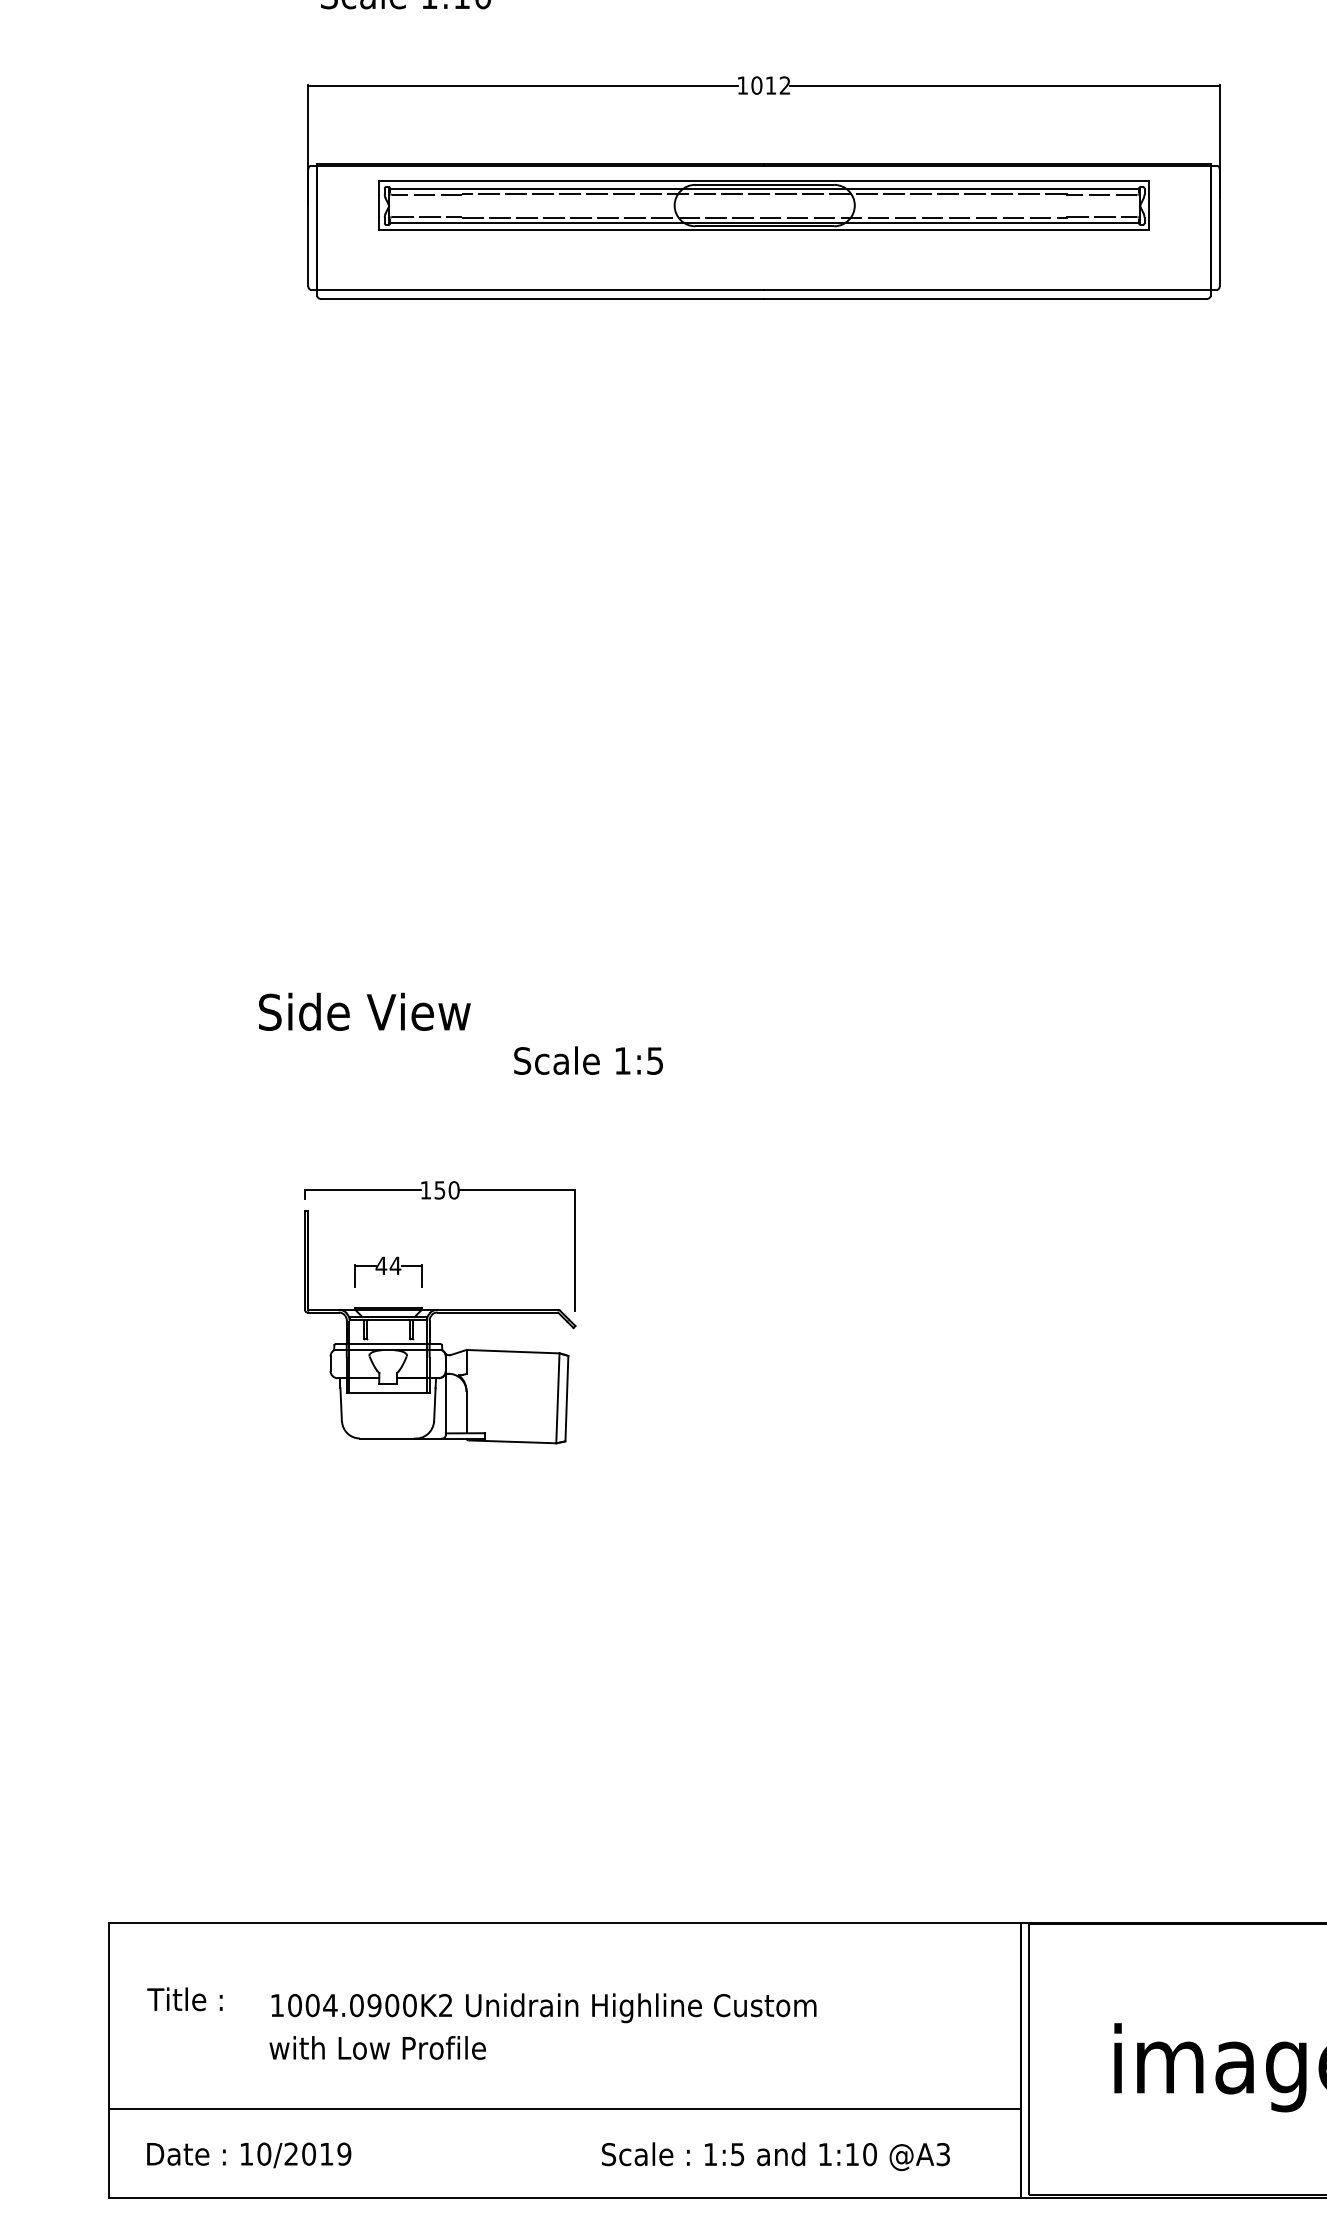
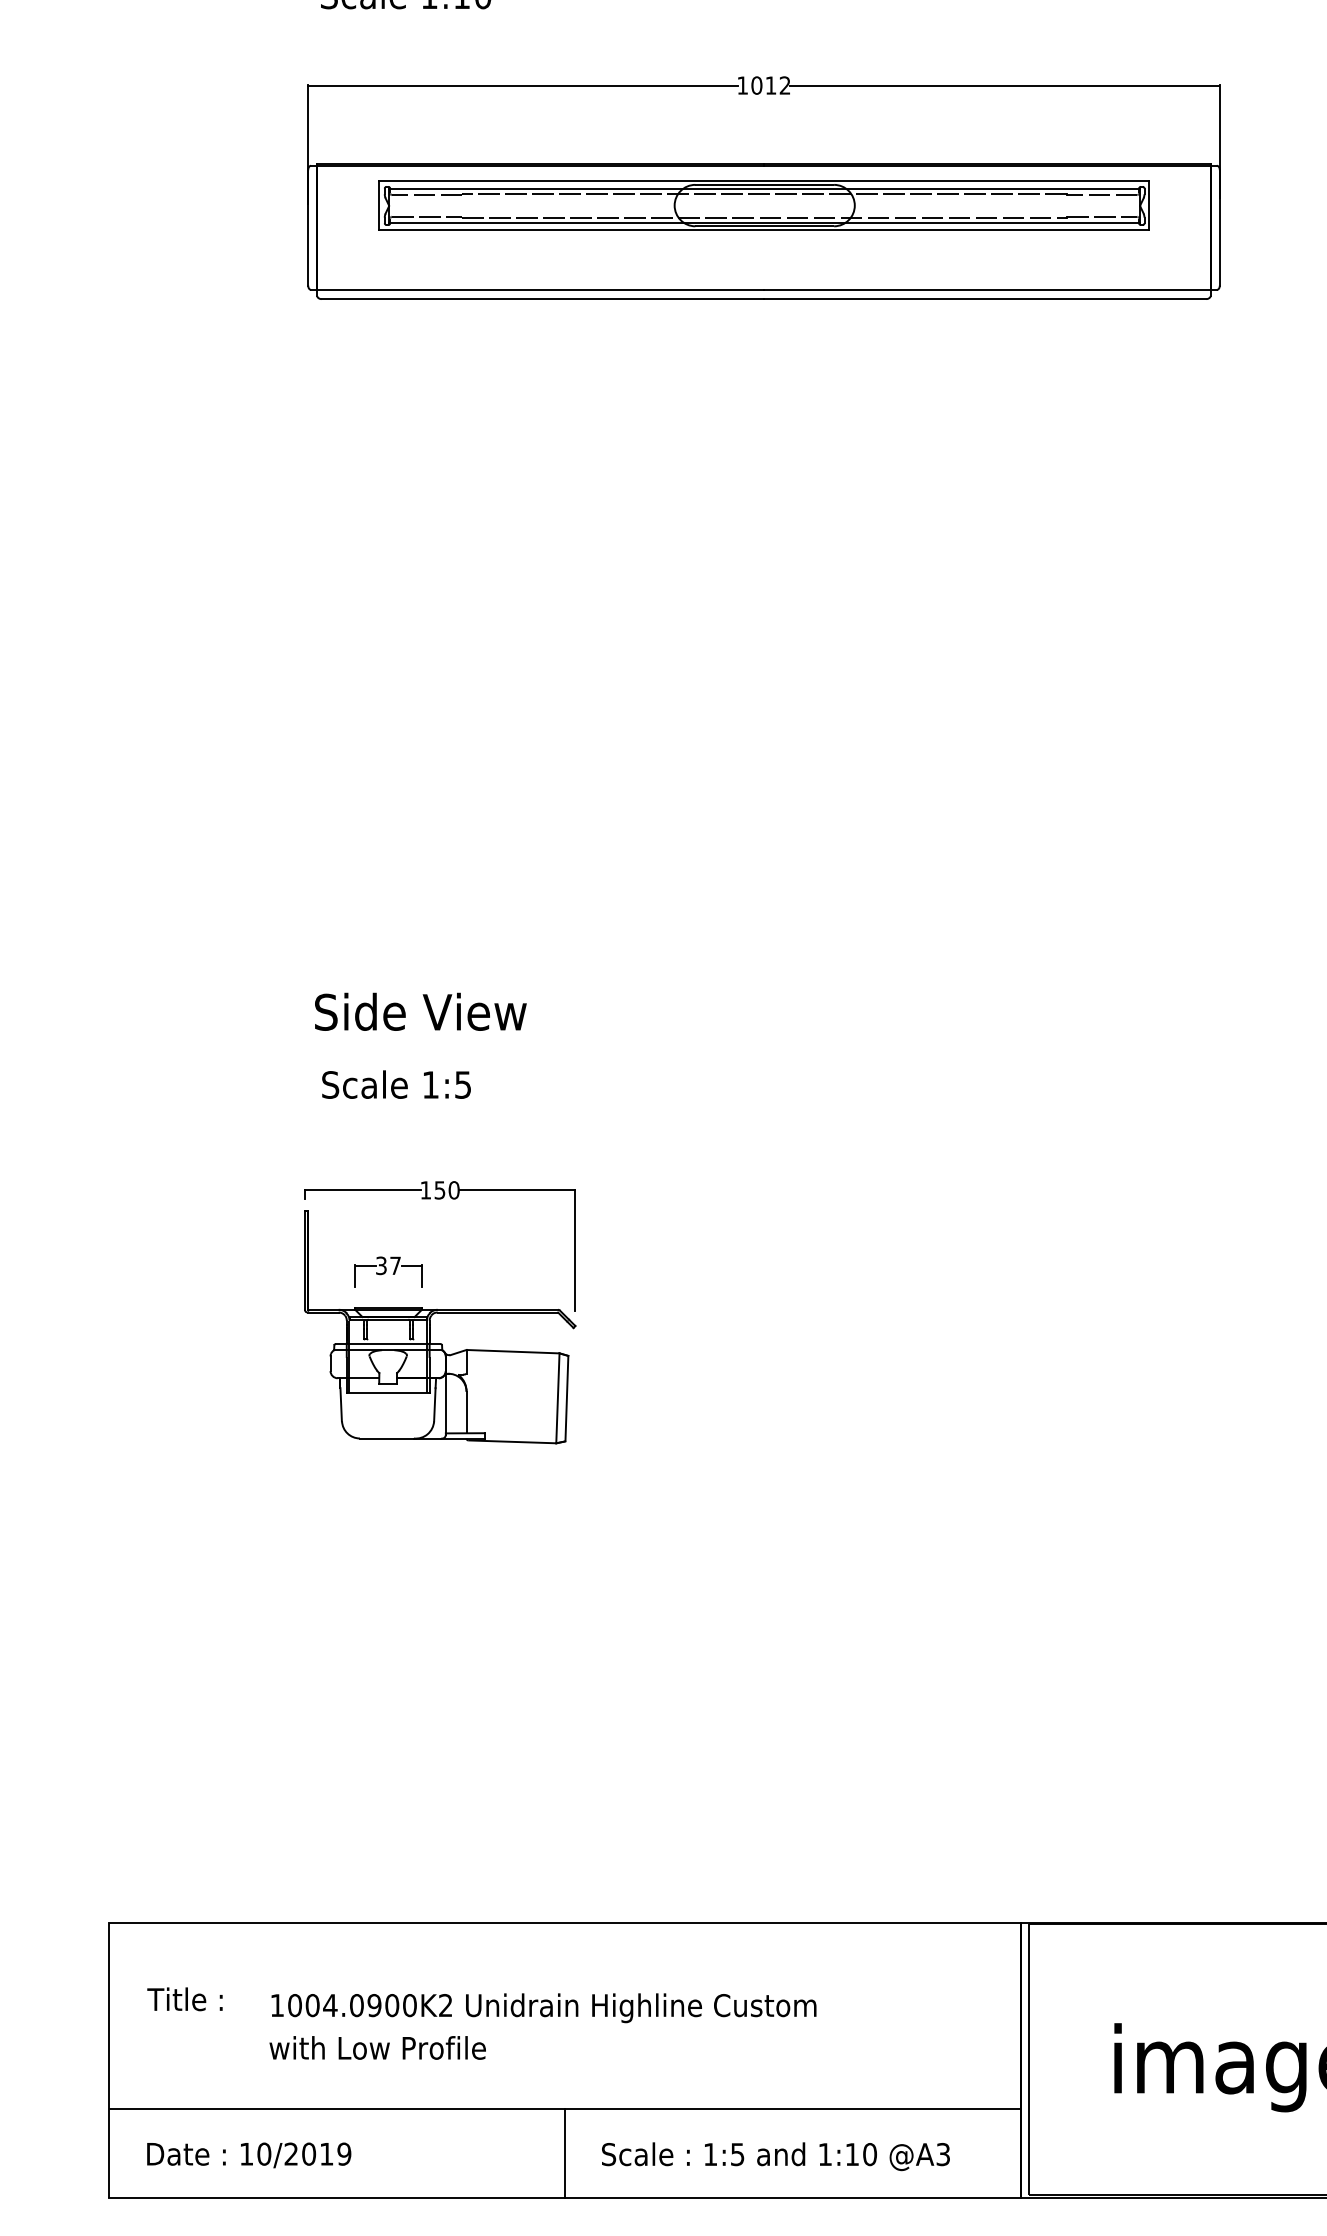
text position: (364, 1011) -> (420, 1011) (420, 1011)
text position: (588, 1060) -> (396, 1084) (396, 1084)
text: 44 -> 37 (388, 1265)
line: none -> present (564, 2153)
